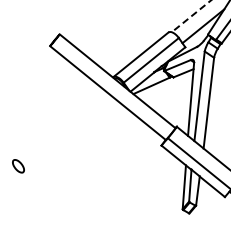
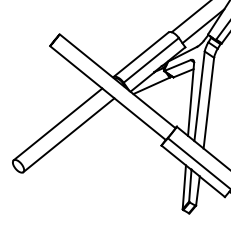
line: dashed -> solid (191, 16)
line: none -> present (57, 124)
line: none -> present (68, 135)
